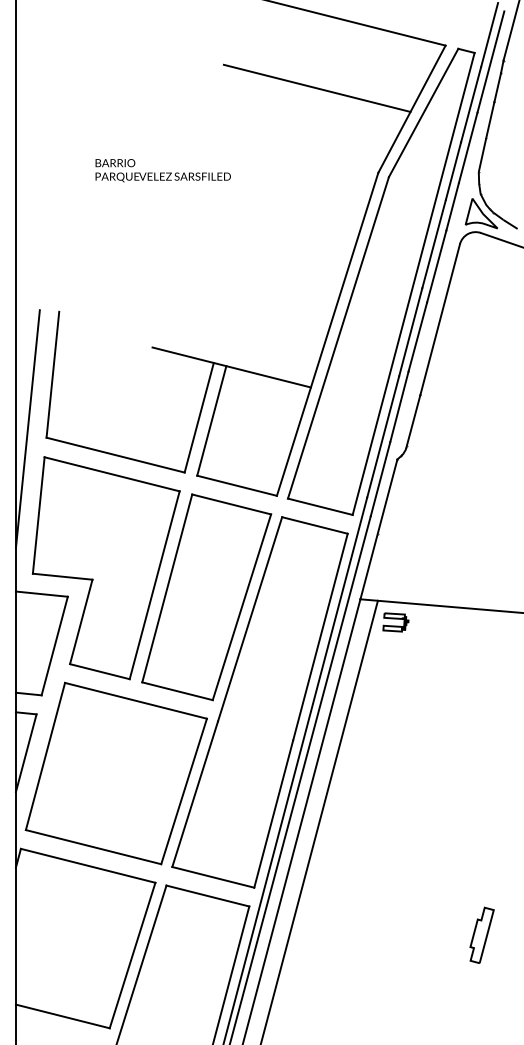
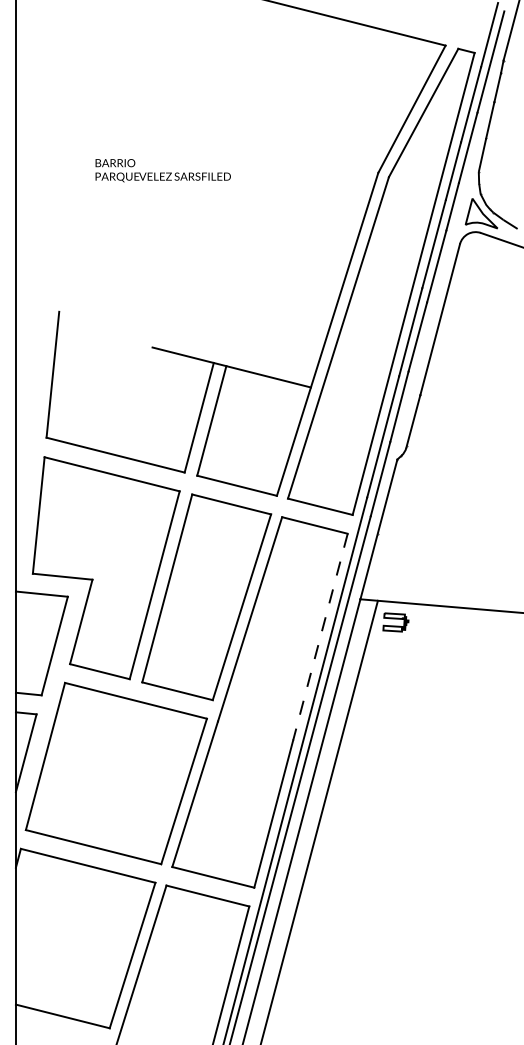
line: present -> none (316, 87)
line: present -> none (27, 429)
line: solid -> dashed (320, 637)
part: present -> none (481, 934)
